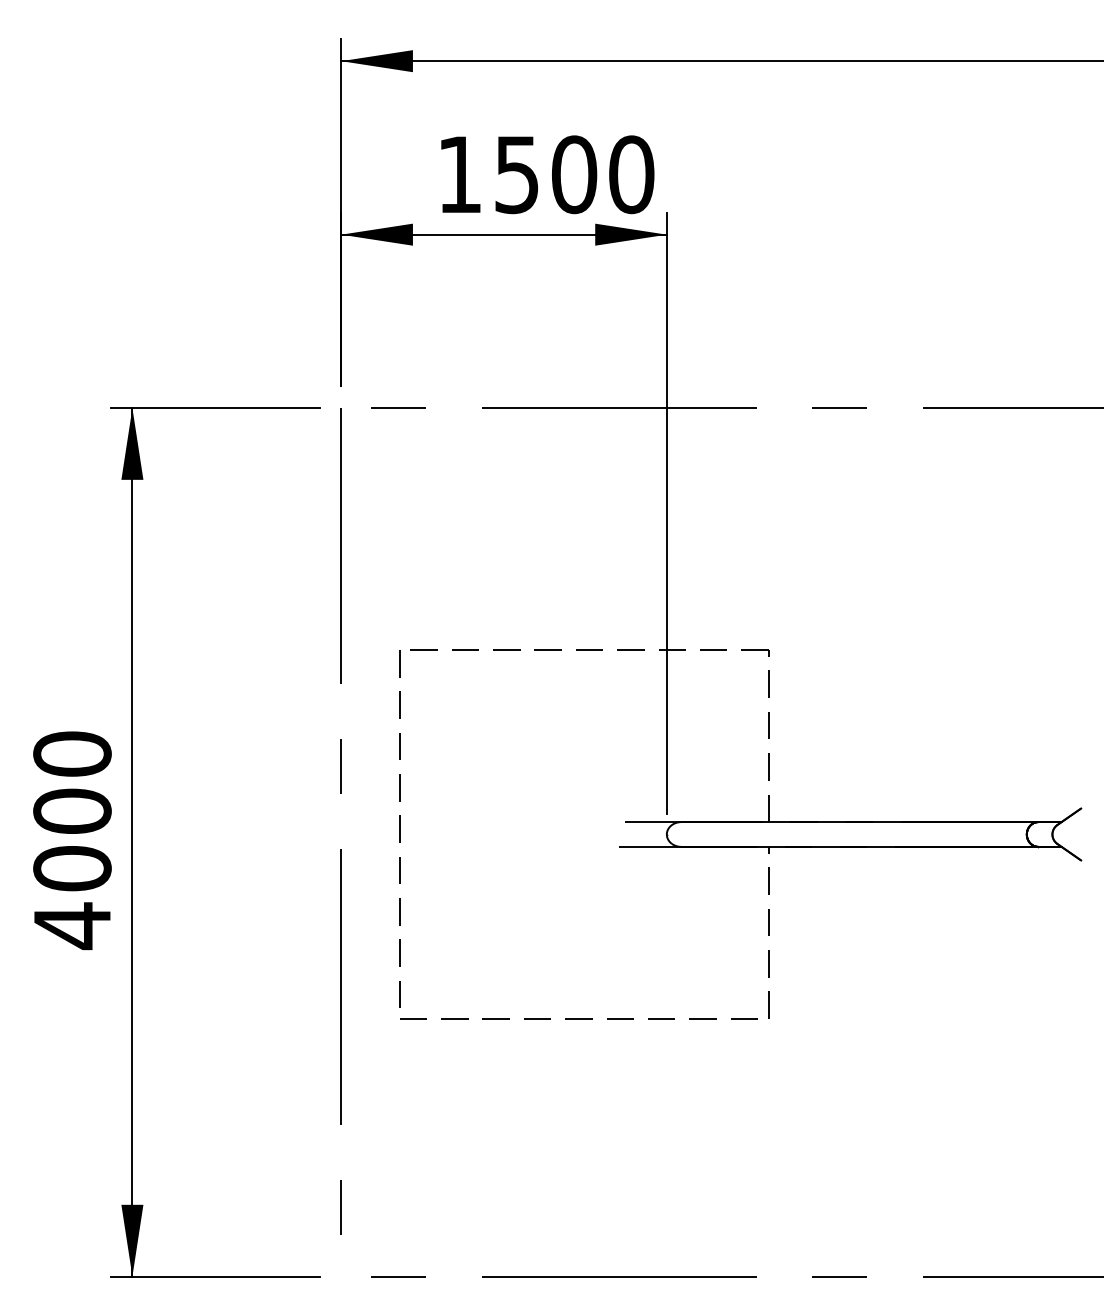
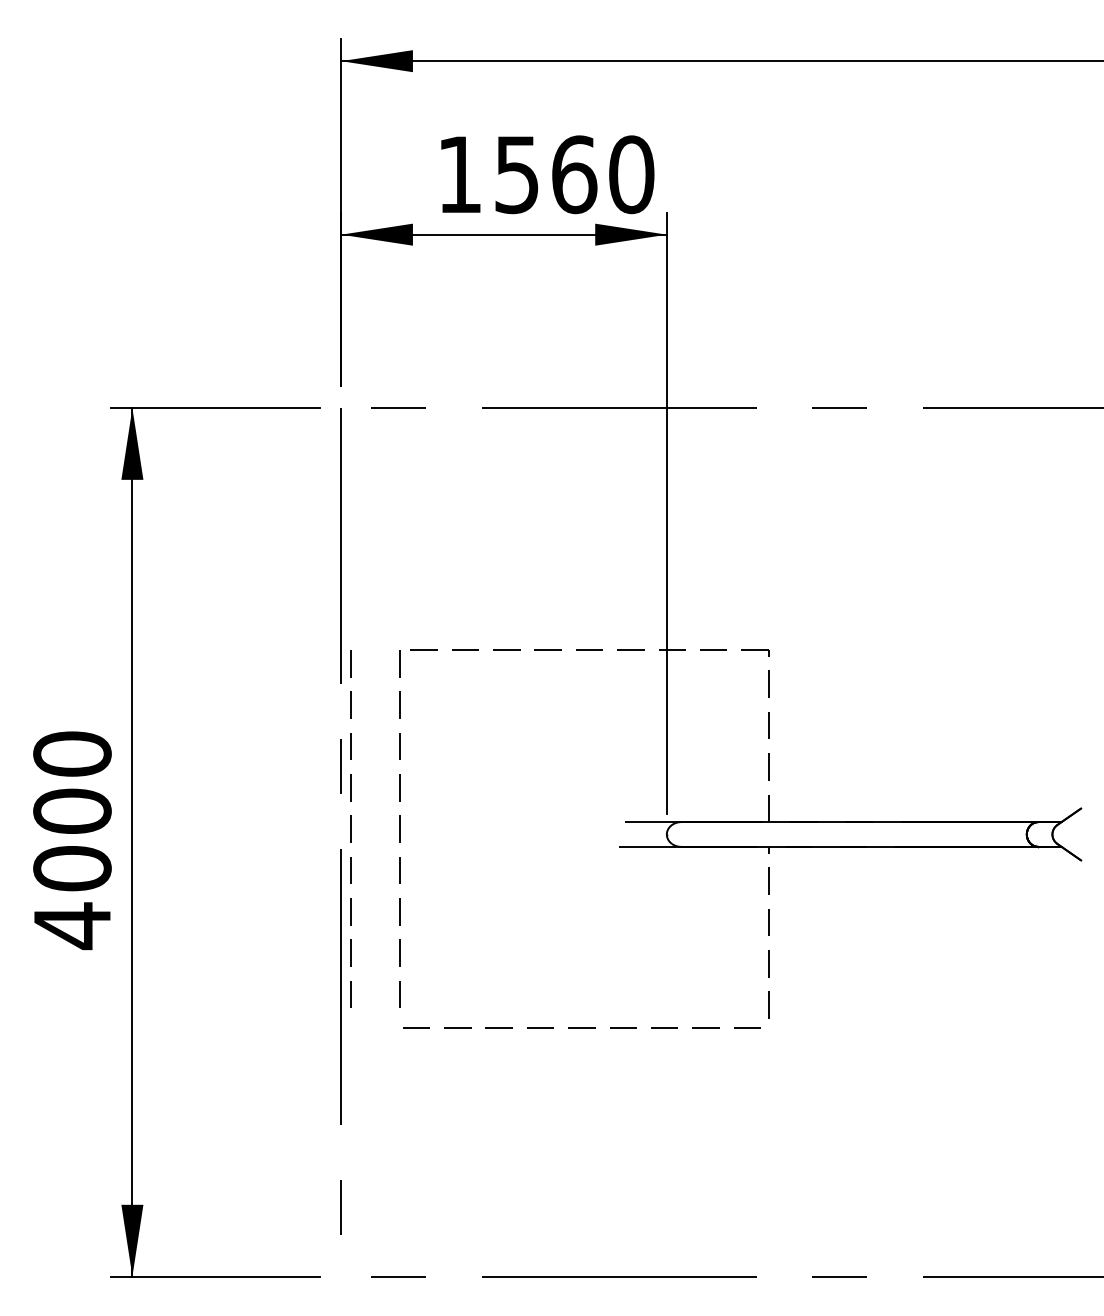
text: 1500 -> 1560 (574, 174)
line: none -> present (350, 828)
line position: (578, 1018) -> (581, 1027) (581, 1027)
